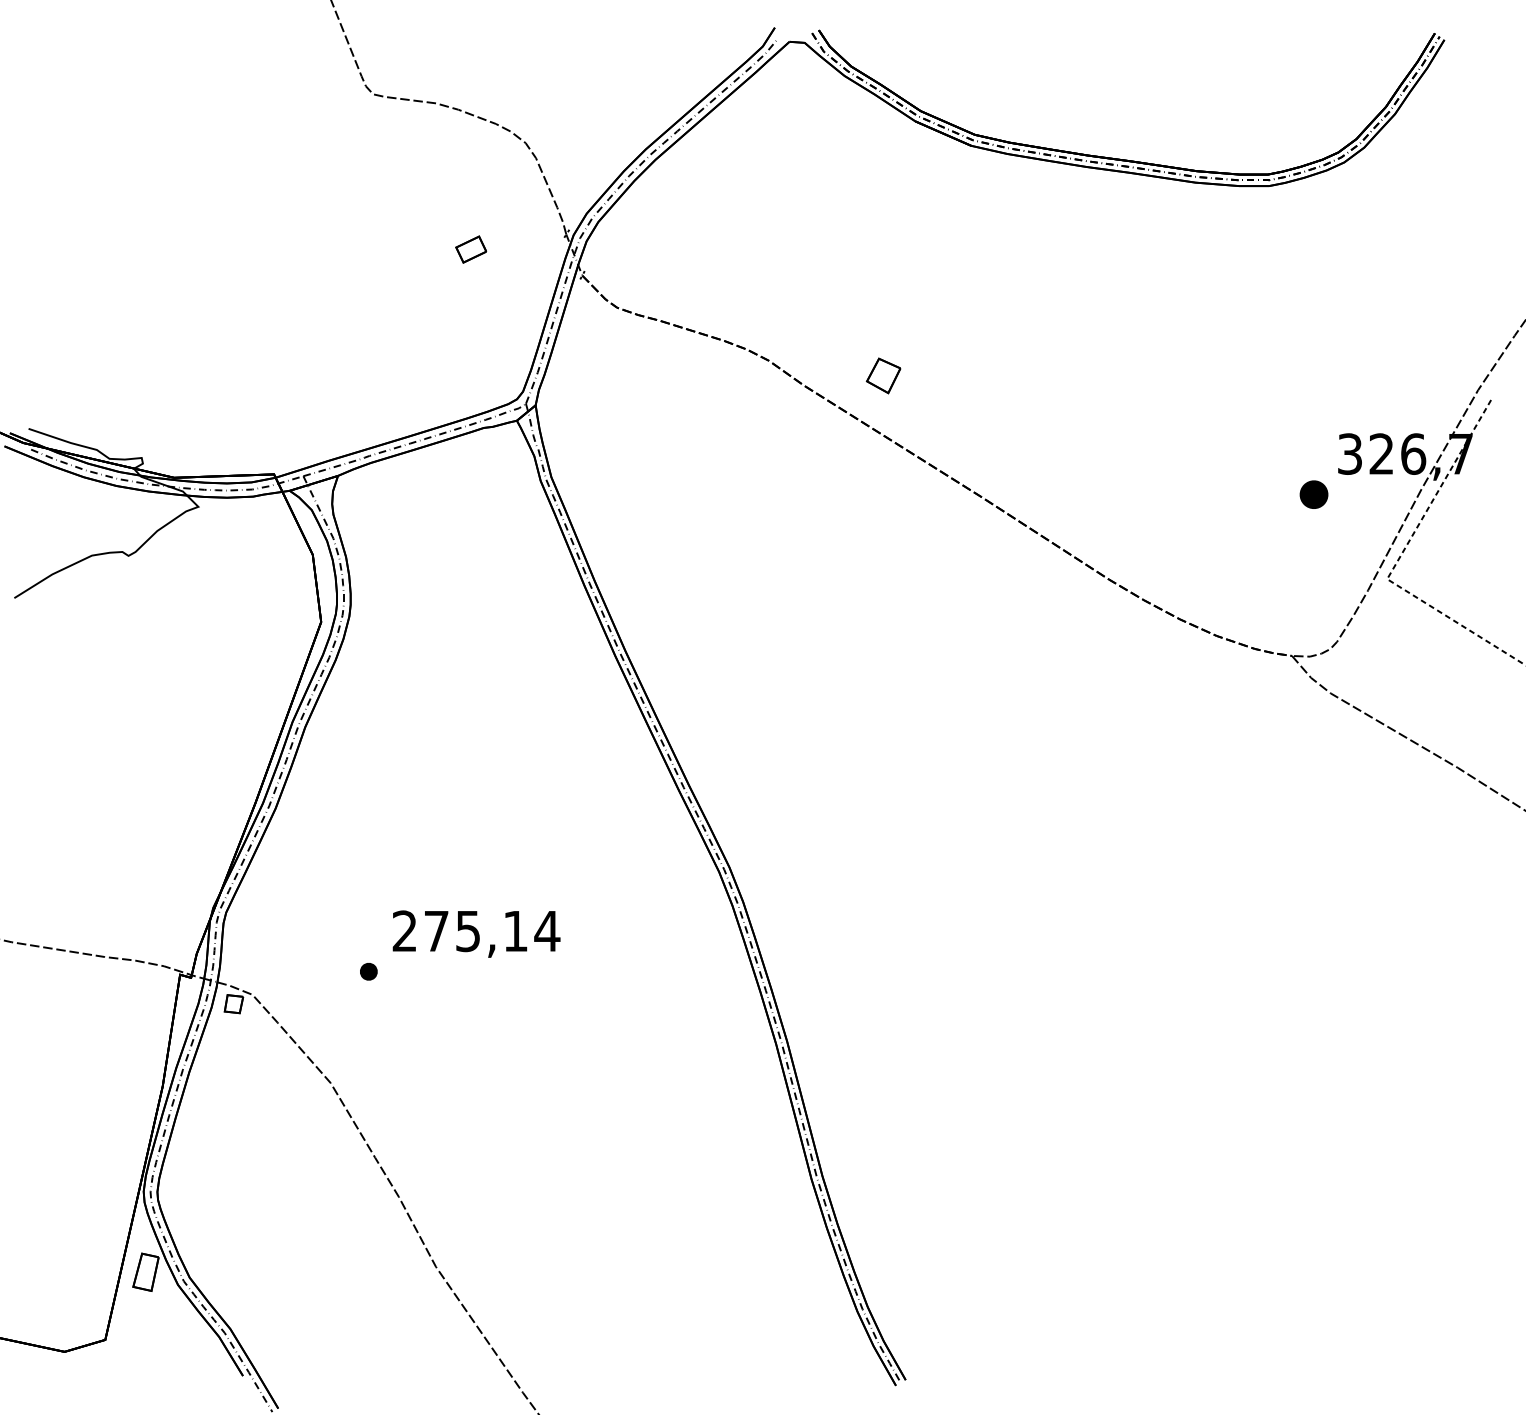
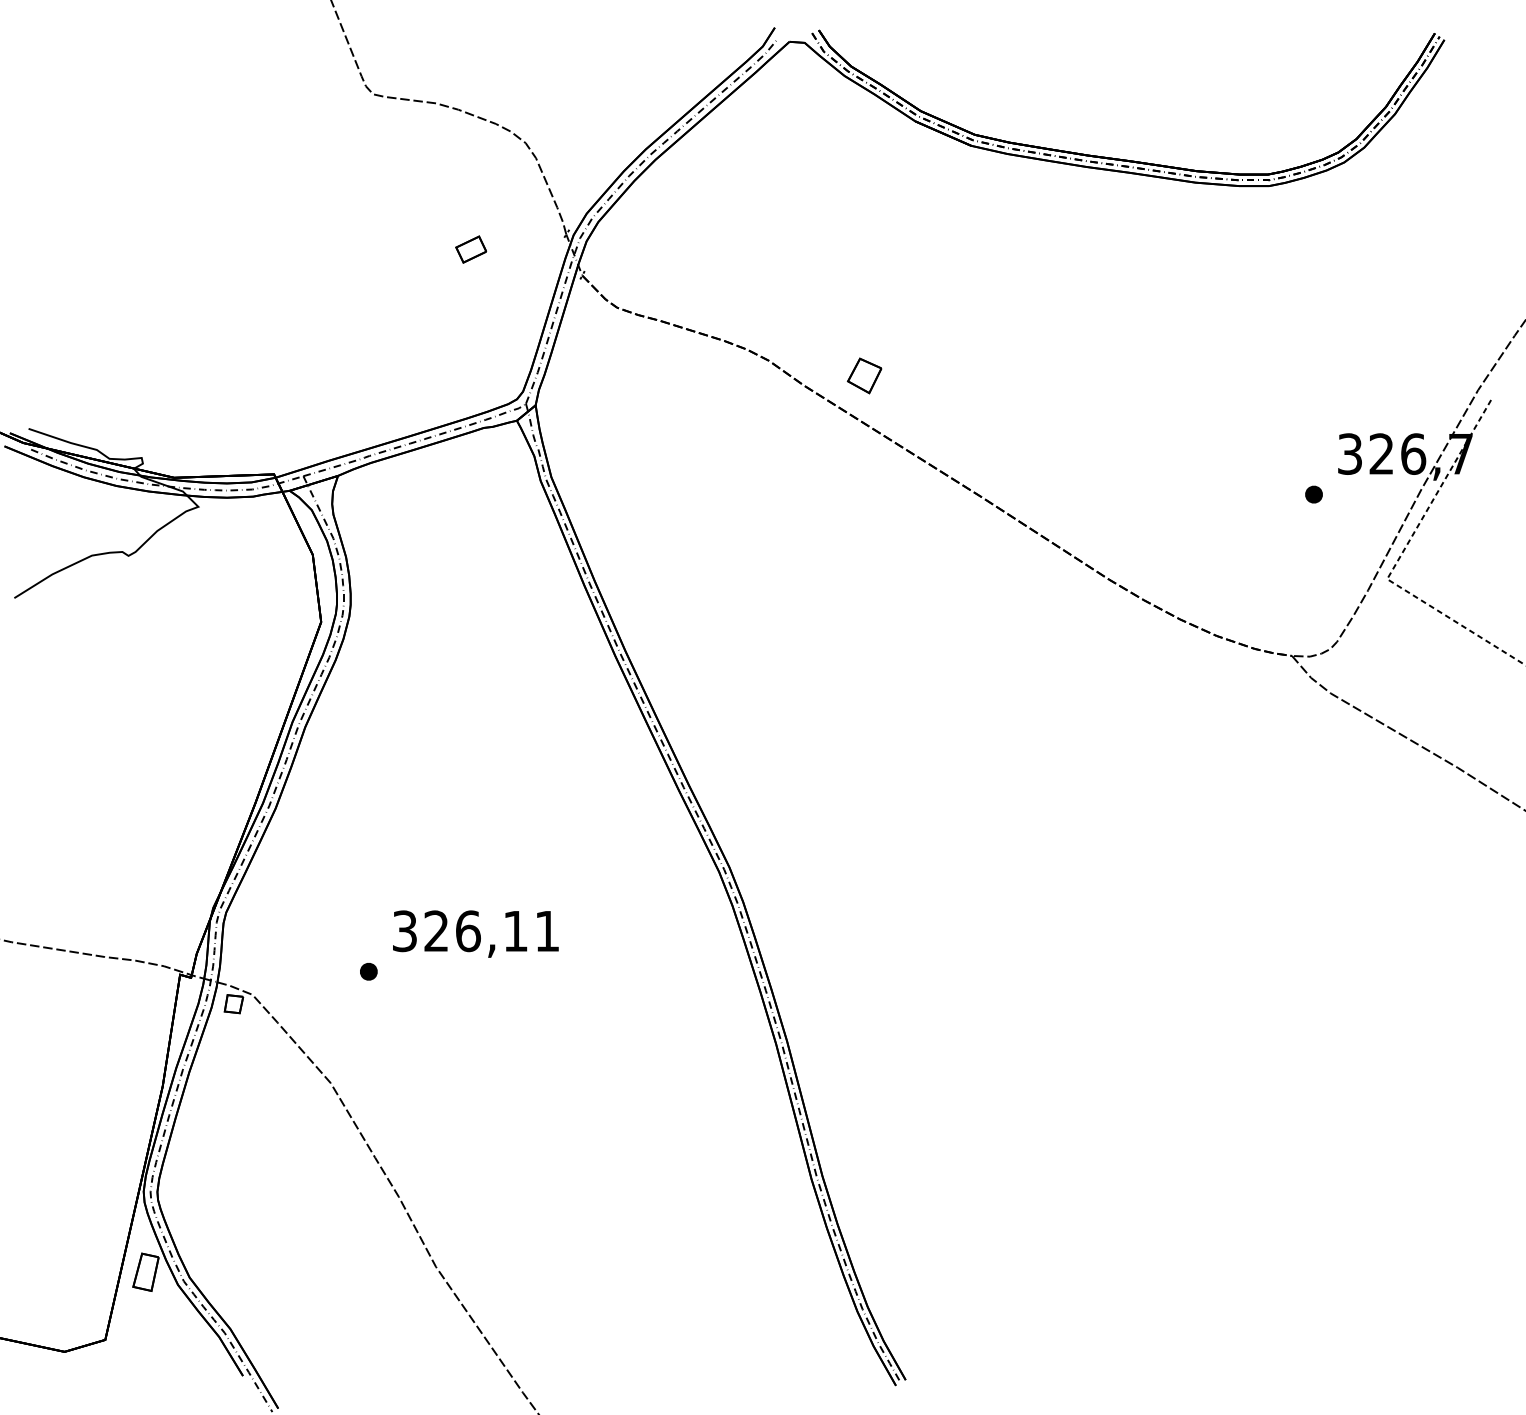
part position: (883, 375) -> (864, 375) (864, 375)
part size: 30x29 px -> 18x19 px (1313, 494)
text: 275,14 -> 326,11 (476, 931)
